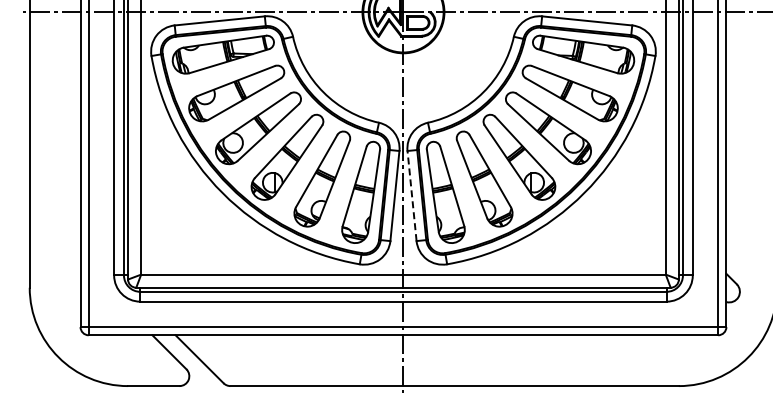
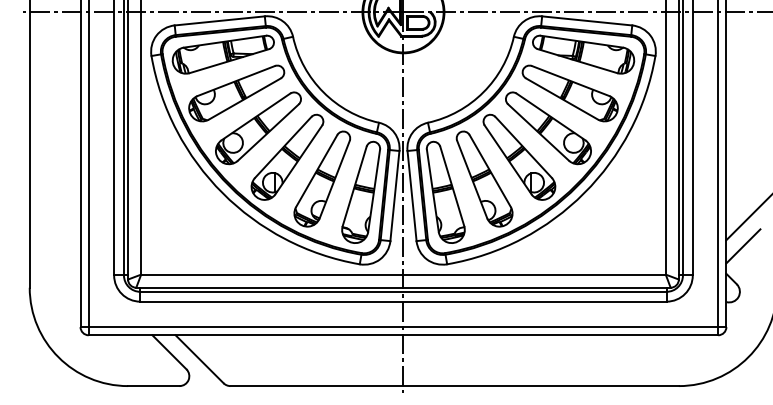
line: dashed -> solid (412, 195)
line: none -> present (747, 218)
line: none -> present (743, 246)
